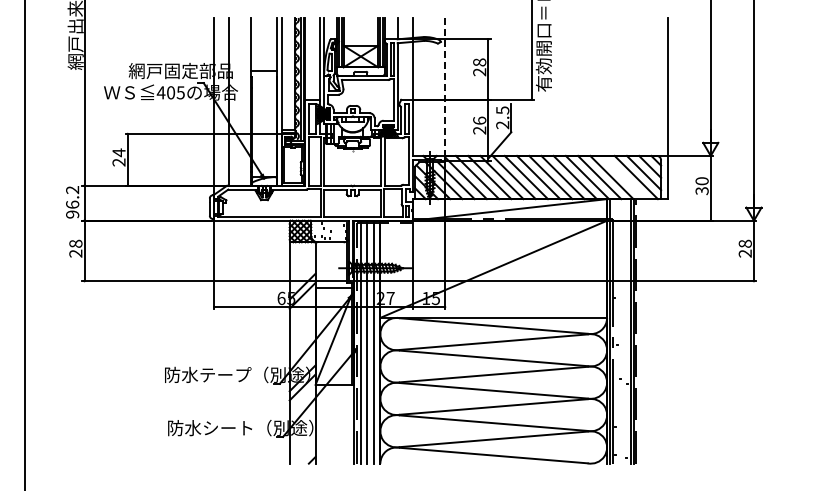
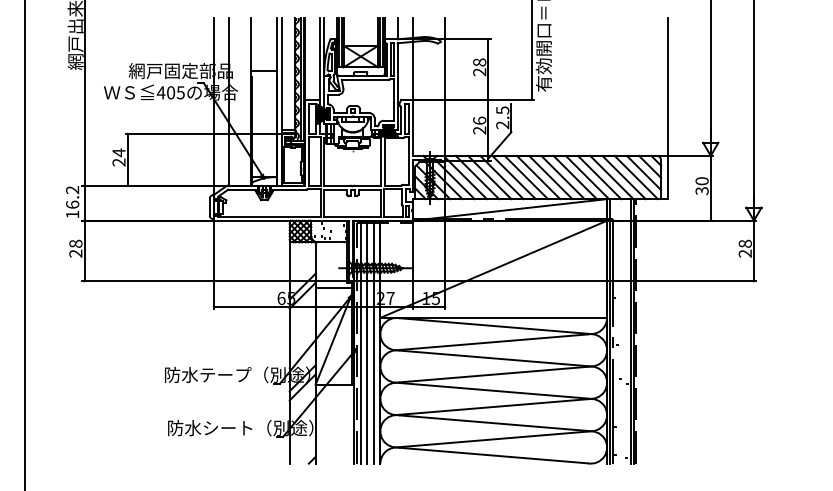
line: dashed -> solid (445, 87)
line: none -> present (623, 177)
text: 96.2 -> 16.2 (72, 214)
